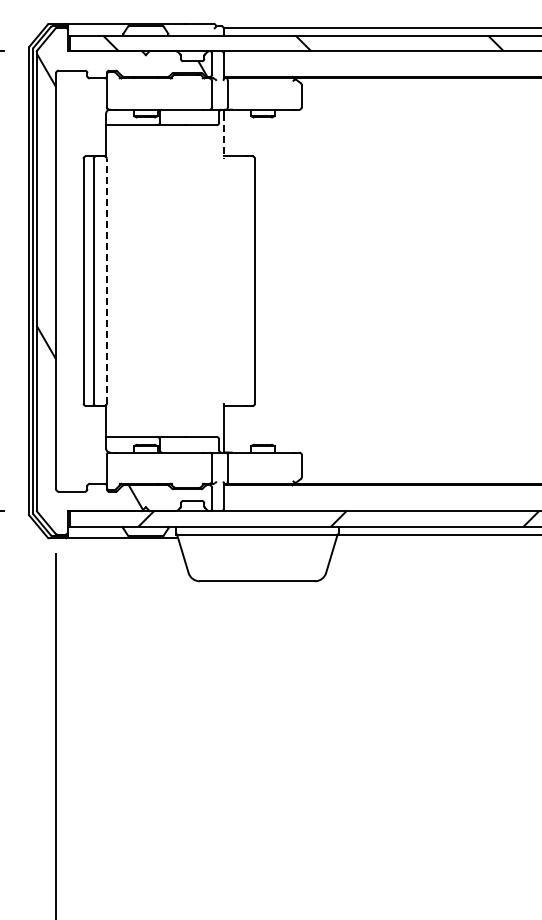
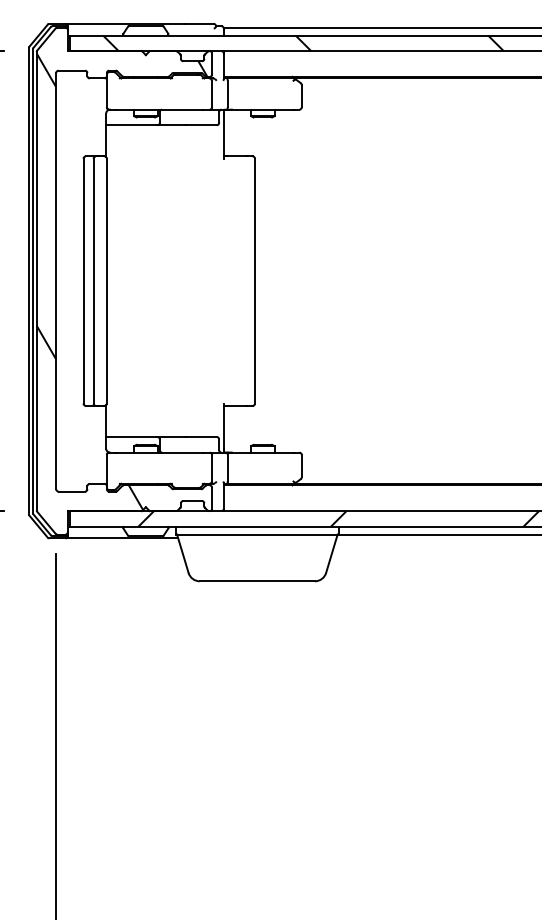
line: dashed -> solid (223, 136)
line: dashed -> solid (106, 280)
